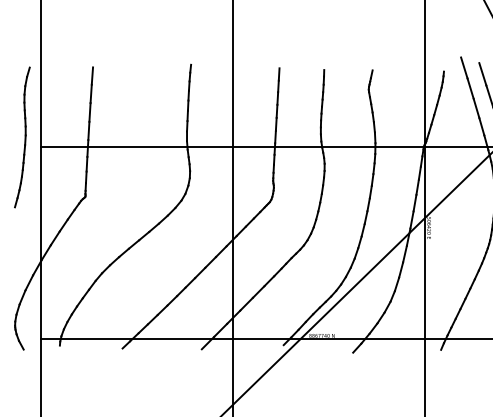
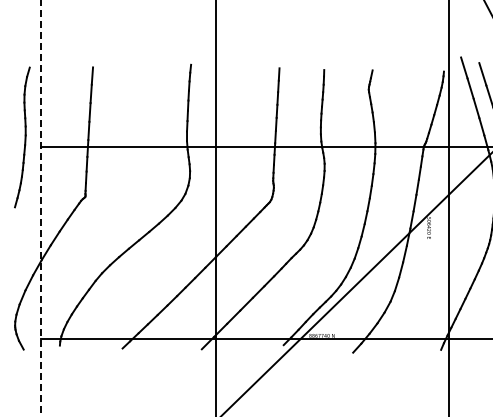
line position: (232, 207) -> (215, 207) (215, 207)
line position: (424, 207) -> (448, 207) (448, 207)
line: solid -> dashed (40, 208)
